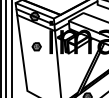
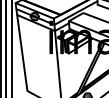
part: present -> none (36, 46)
